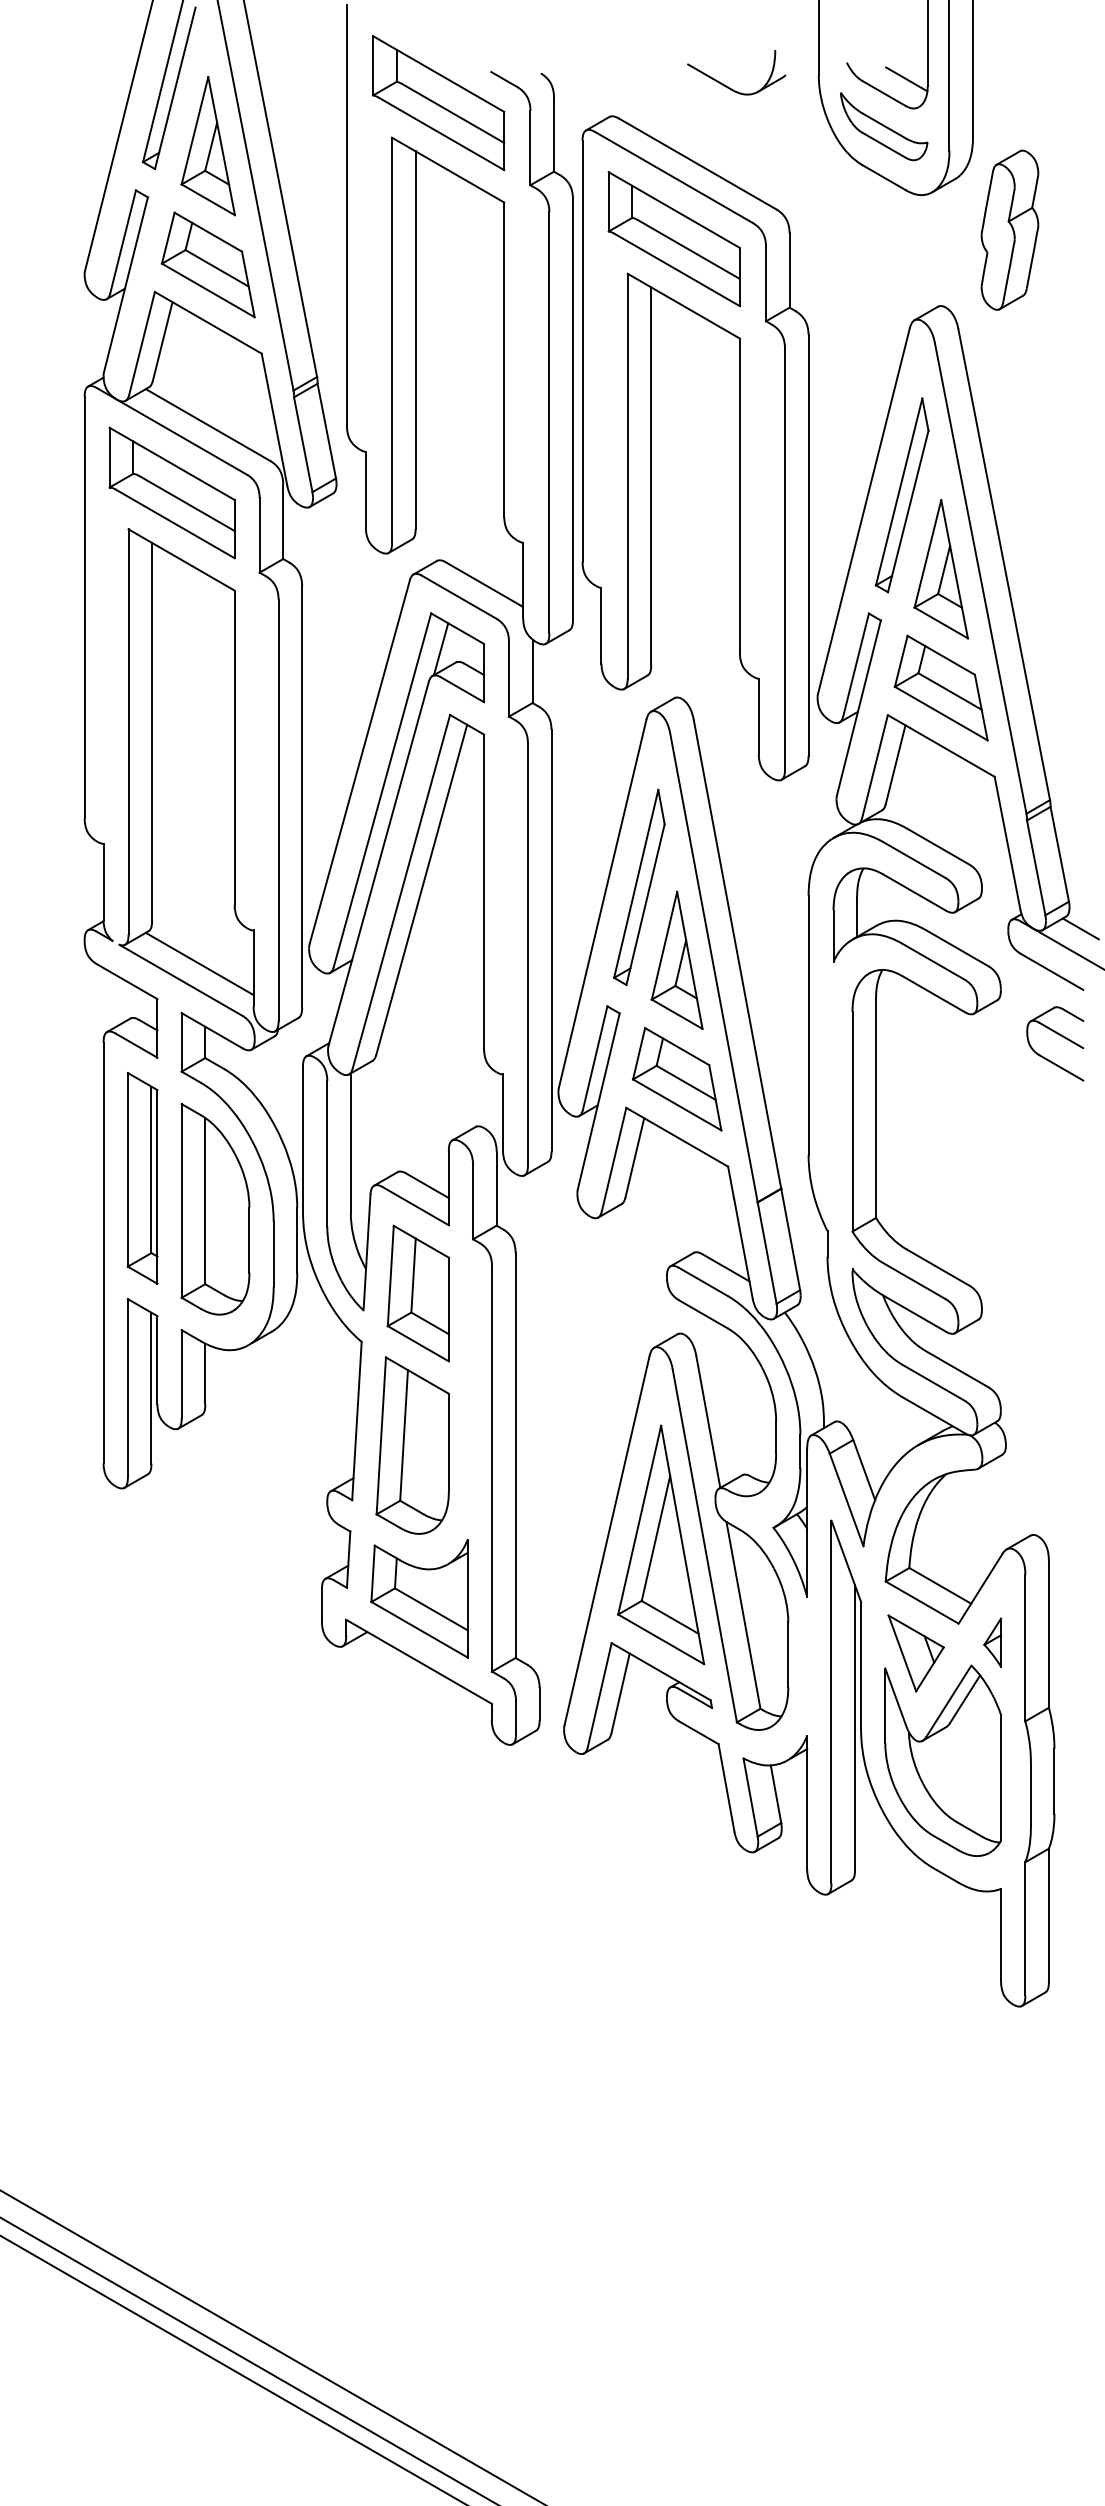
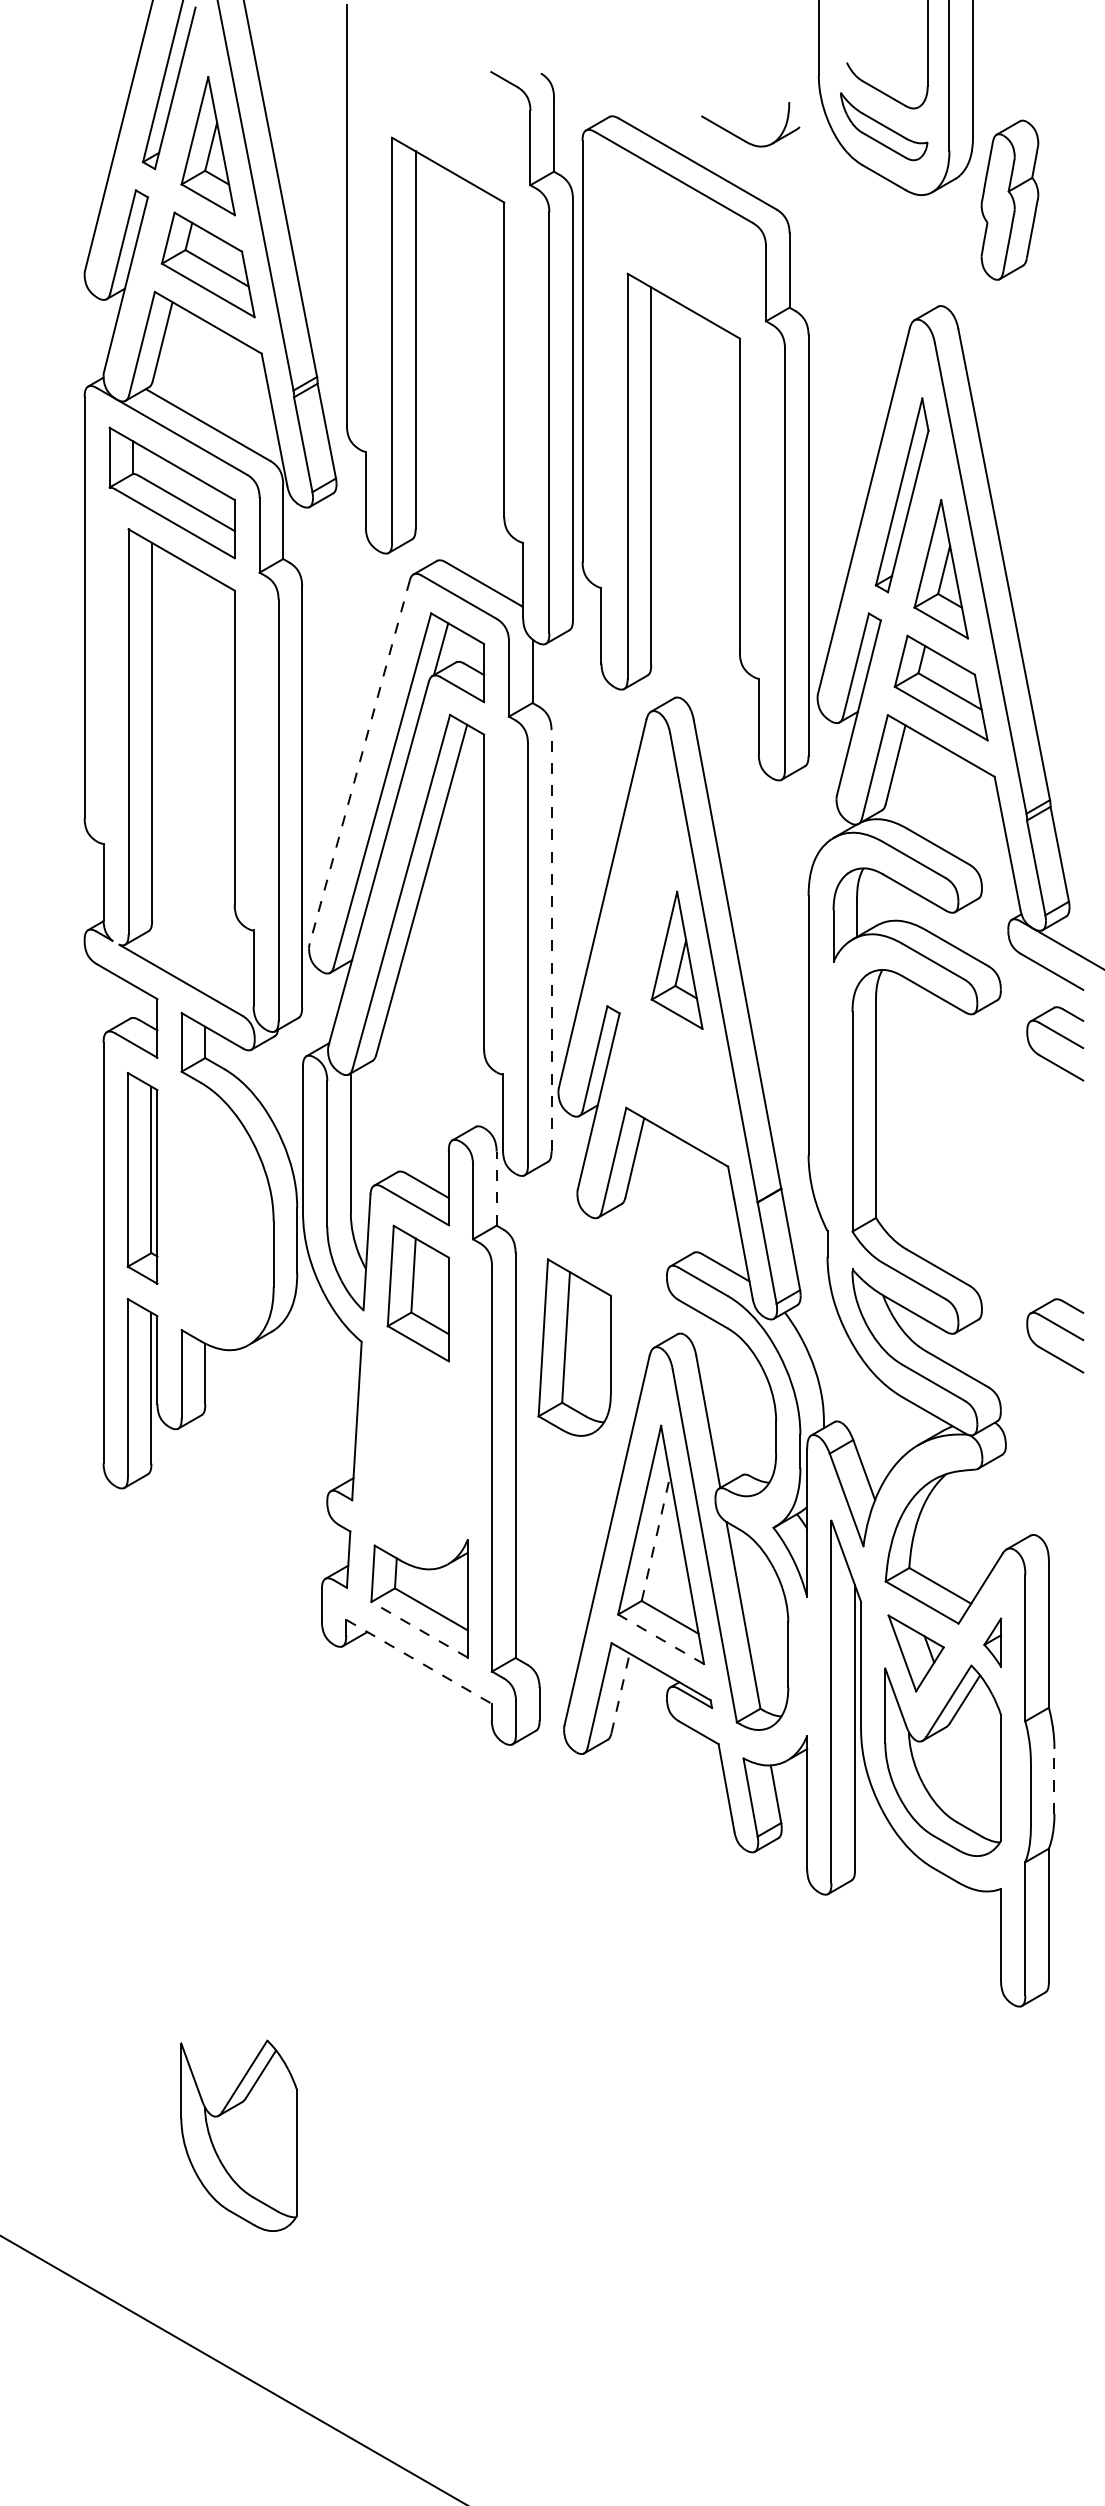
line: present -> none (906, 79)
part position: (728, 86) -> (742, 138) (742, 138)
part: present -> none (438, 103)
part position: (1009, 229) -> (1009, 199) (1009, 199)
part: present -> none (673, 239)
line: solid -> dashed (359, 762)
part: present -> none (639, 886)
line: present -> none (1080, 928)
line: solid -> dashed (551, 940)
line: present -> none (199, 963)
part: present -> none (677, 1079)
line: solid -> dashed (496, 1188)
part: present -> none (215, 1209)
part: none -> present (1060, 1328)
part position: (412, 1445) -> (574, 1347) (574, 1347)
line: solid -> dashed (656, 1538)
line: solid -> dashed (419, 1629)
line: solid -> dashed (661, 1639)
line: solid -> dashed (419, 1662)
line: solid -> dashed (620, 1693)
line: solid -> dashed (1054, 1780)
part: none -> present (238, 2135)
line: present -> none (271, 2346)
line: present -> none (248, 2360)
